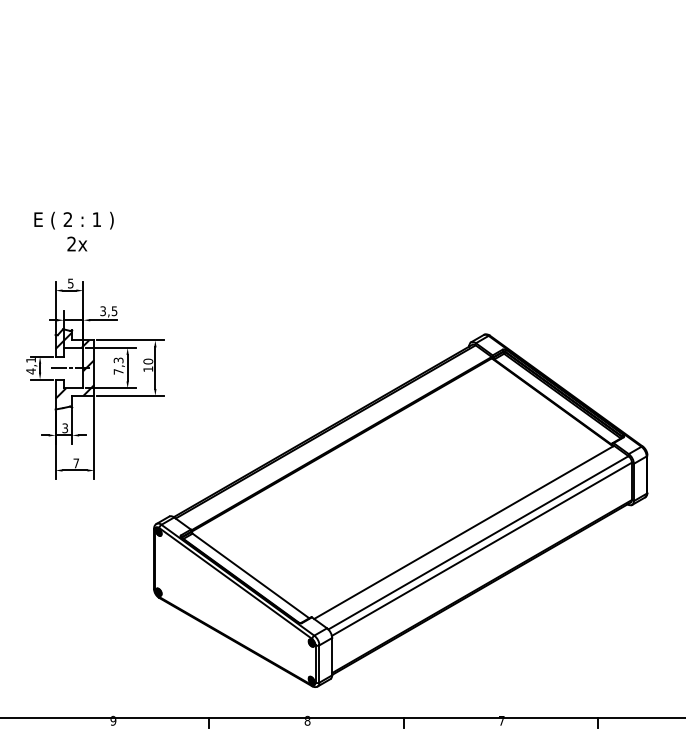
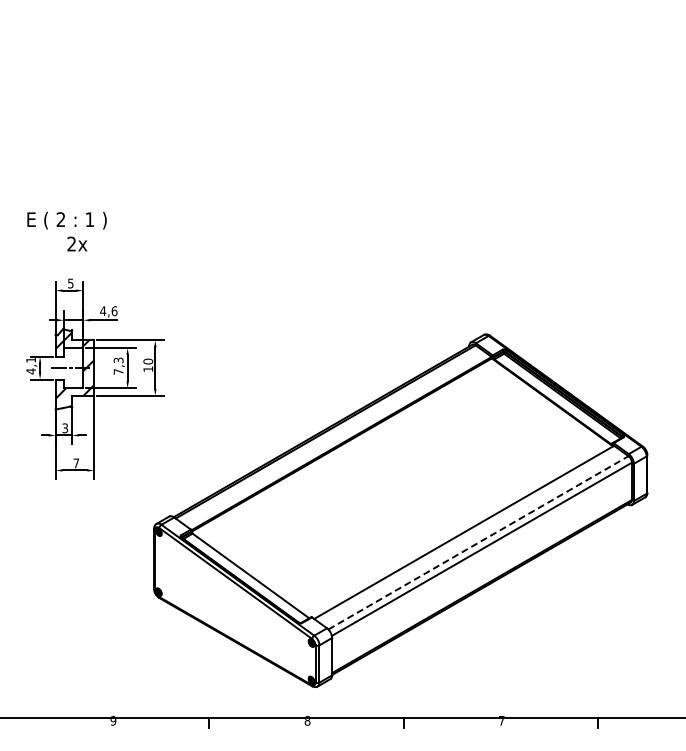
text position: (73, 220) -> (66, 220) (66, 220)
text: 3,5 -> 4,6 (108, 311)
line: solid -> dashed (478, 542)
